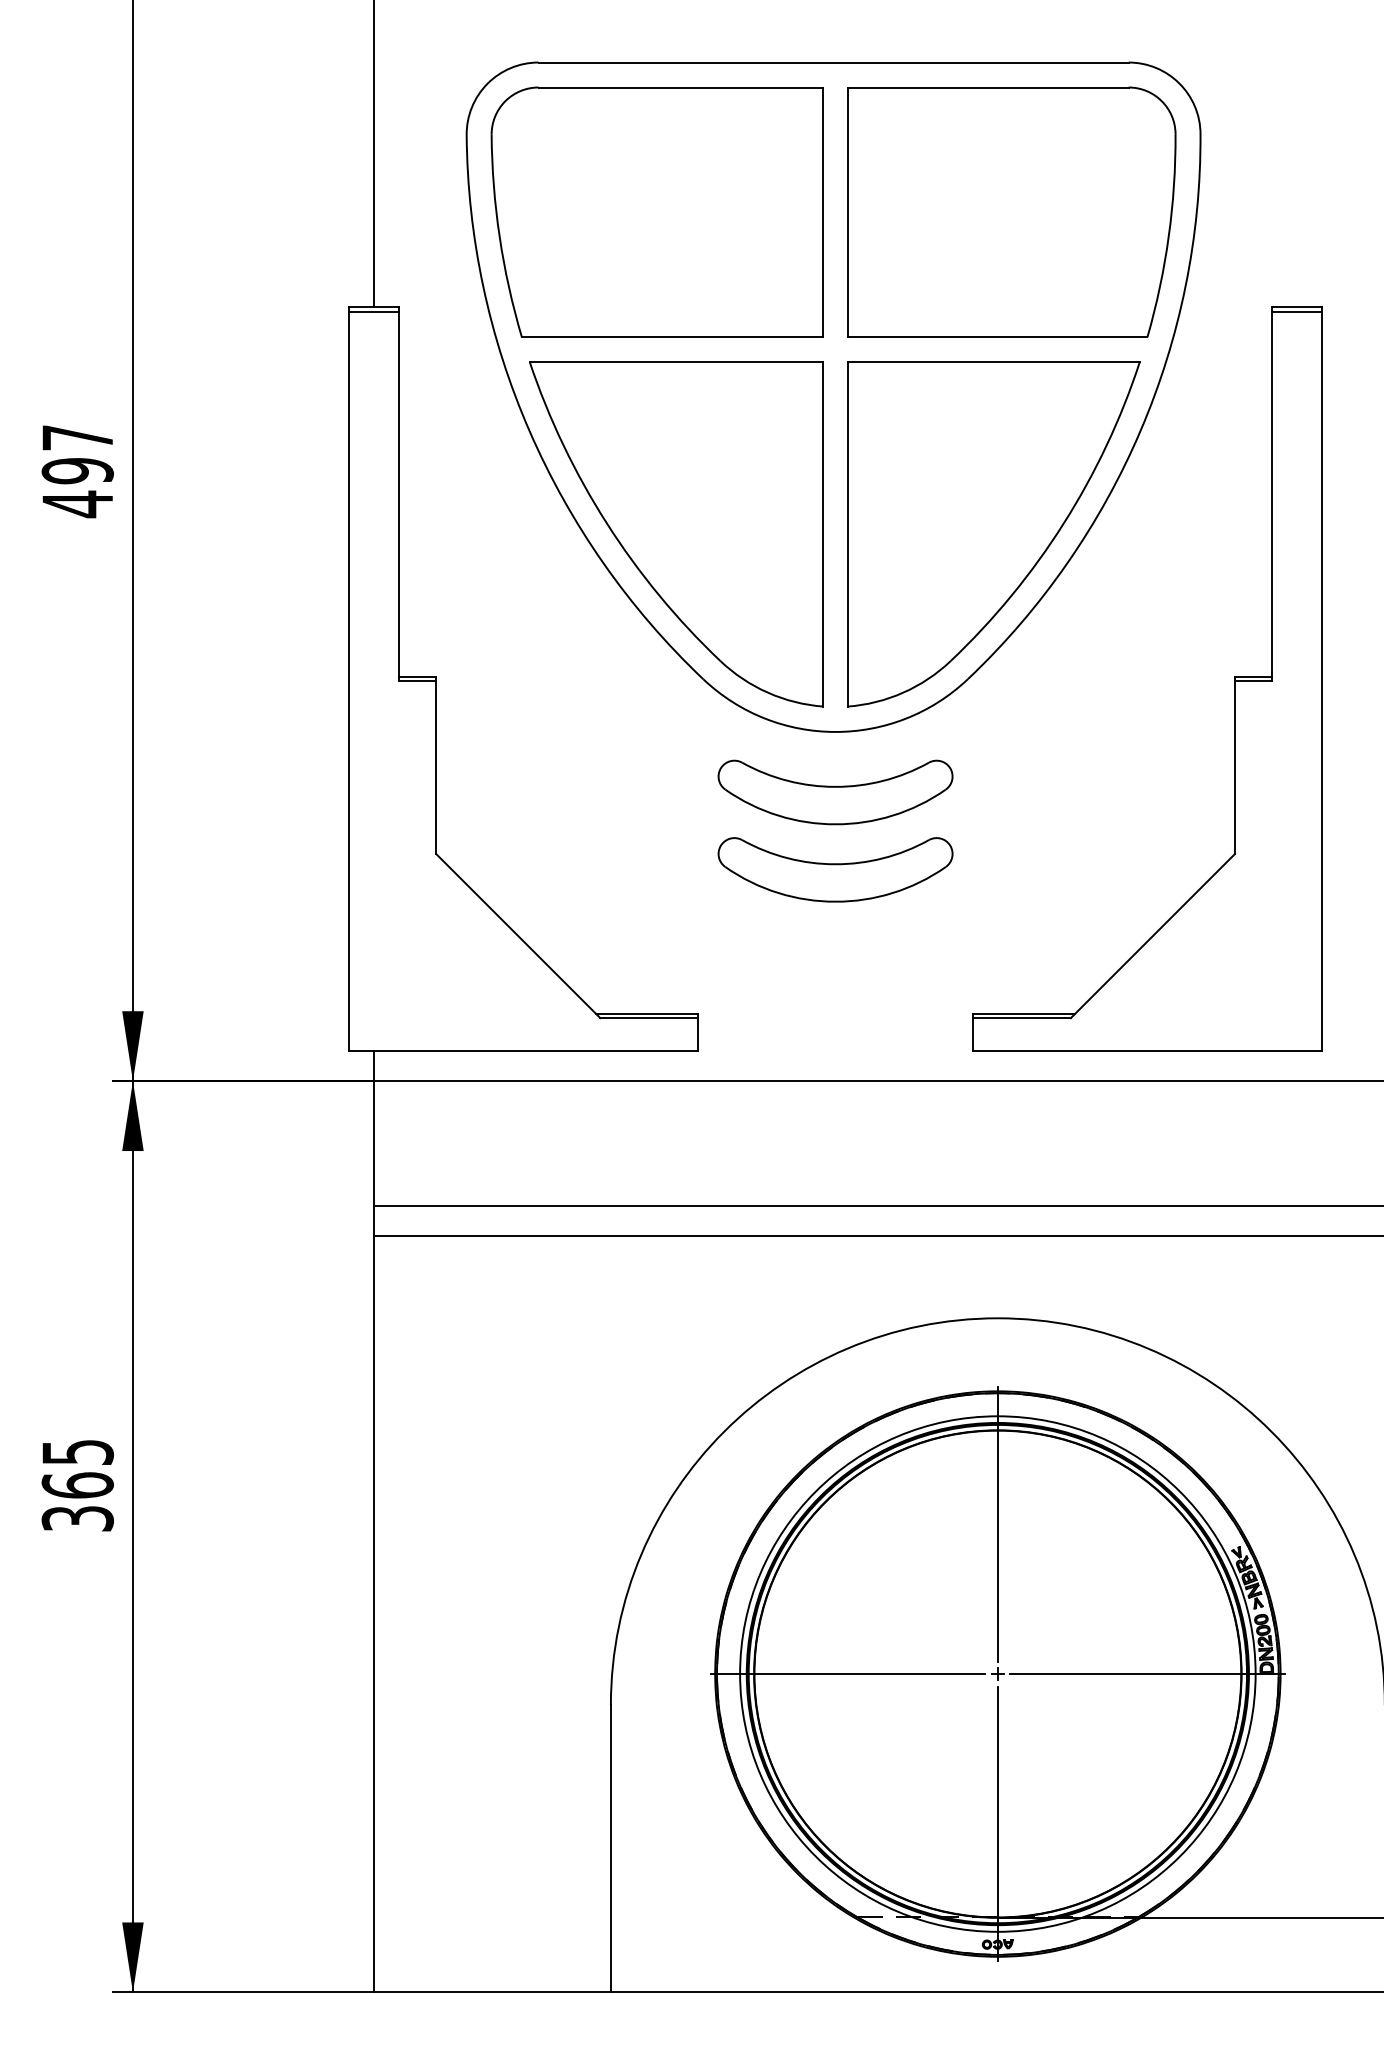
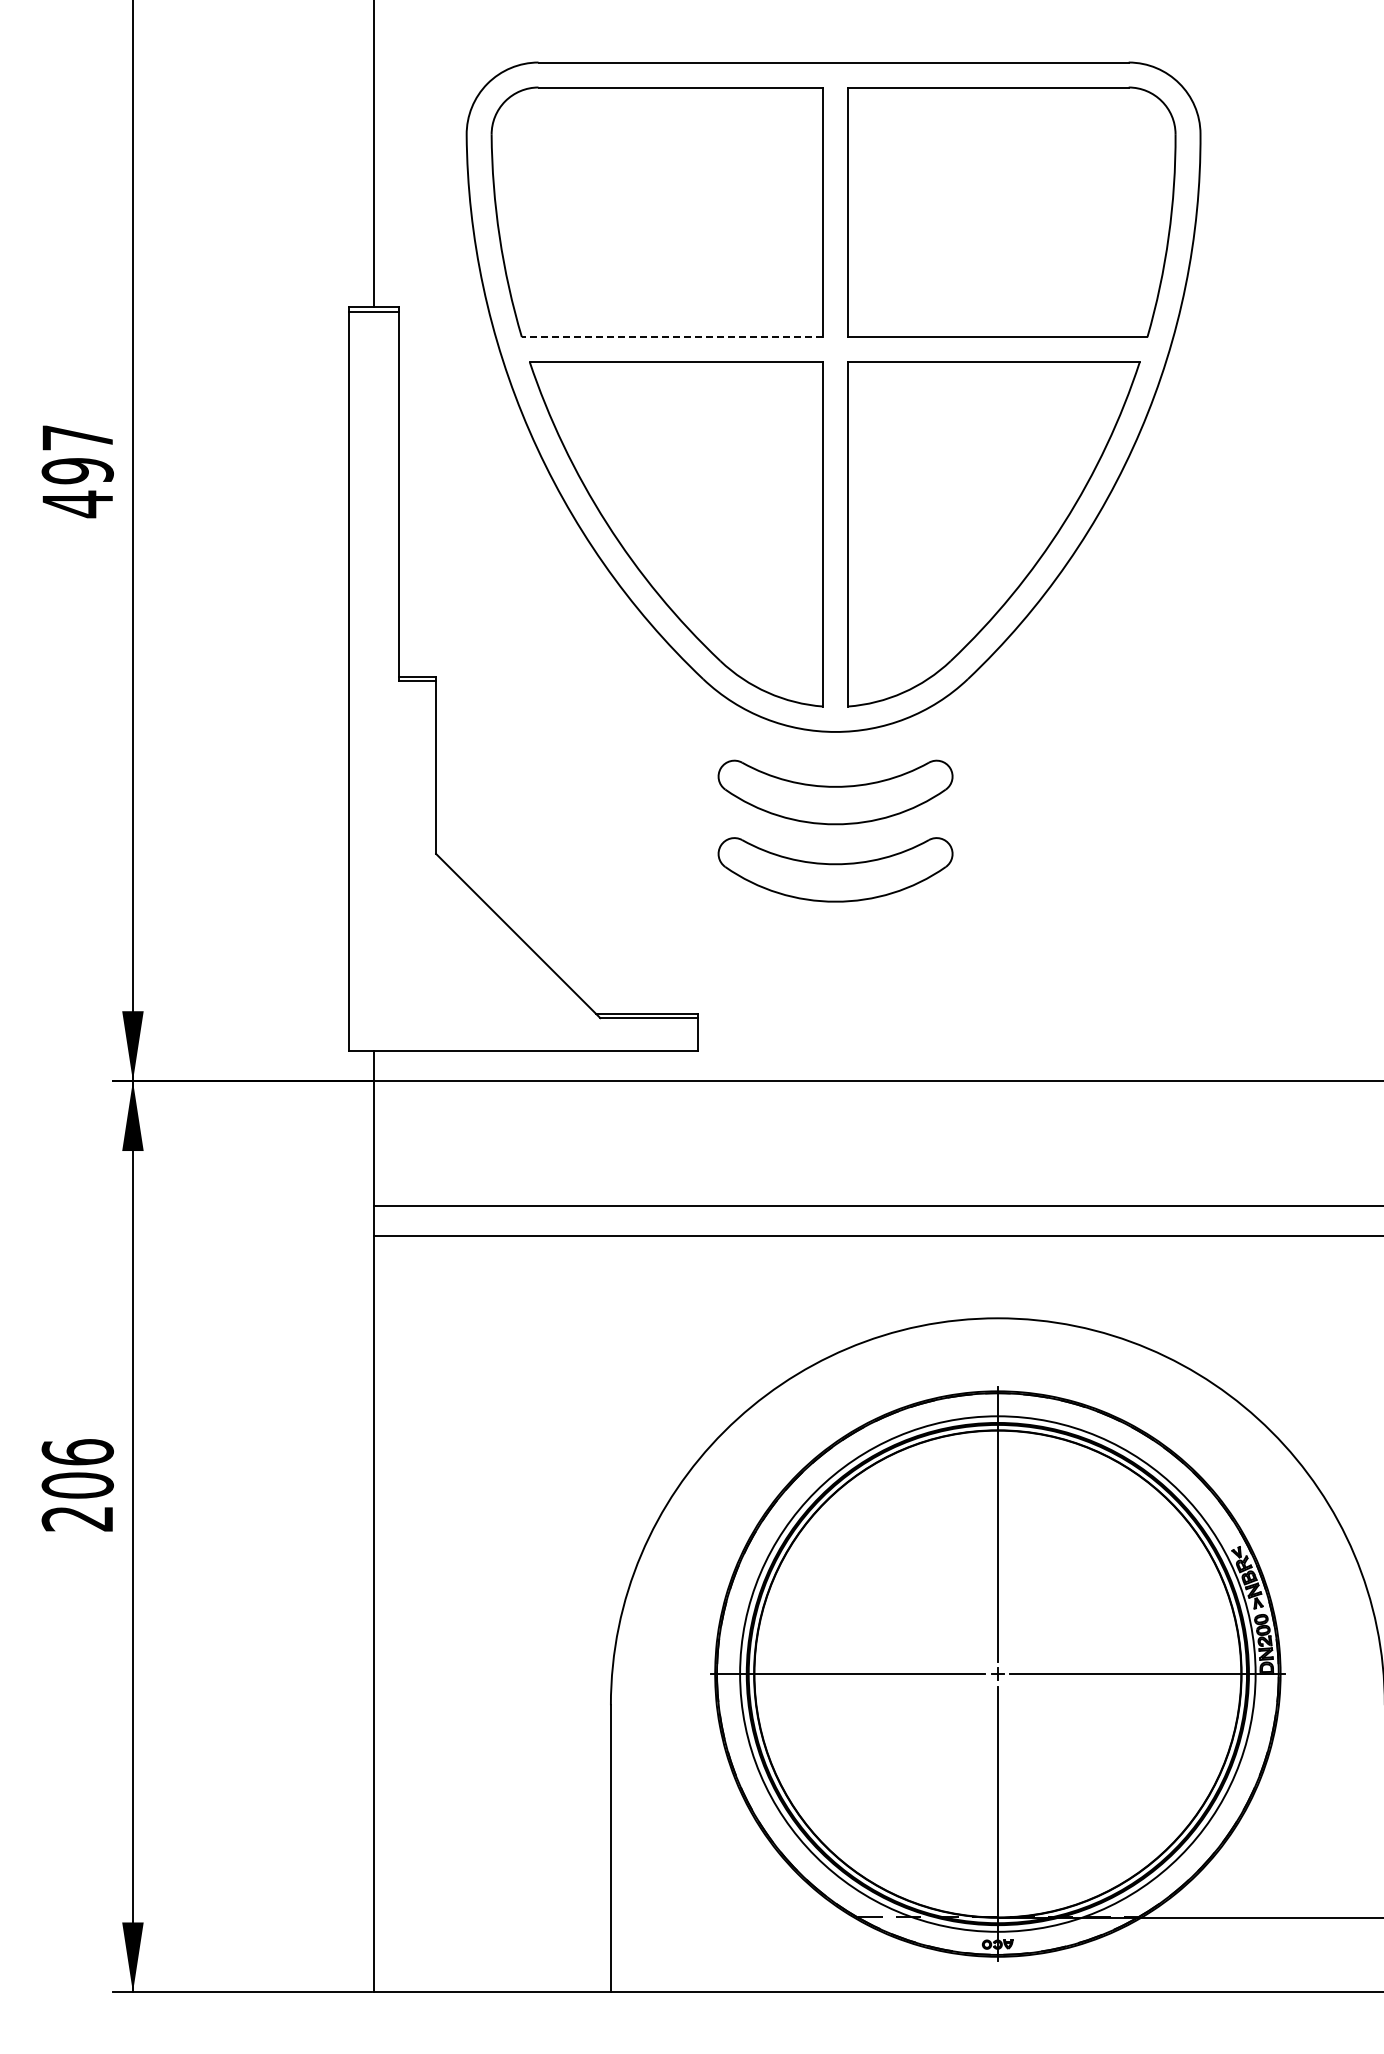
line: solid -> dashed (672, 337)
part: present -> none (1234, 678)
text: 365 -> 206 (77, 1485)
